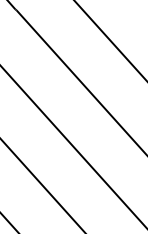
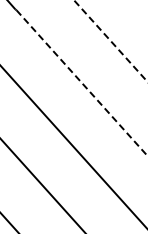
line: solid -> dashed (111, 41)
line: solid -> dashed (81, 83)
